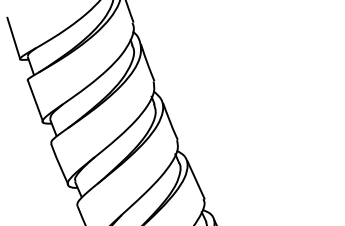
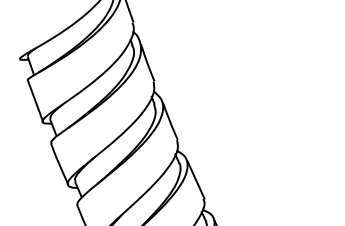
line: present -> none (13, 38)
